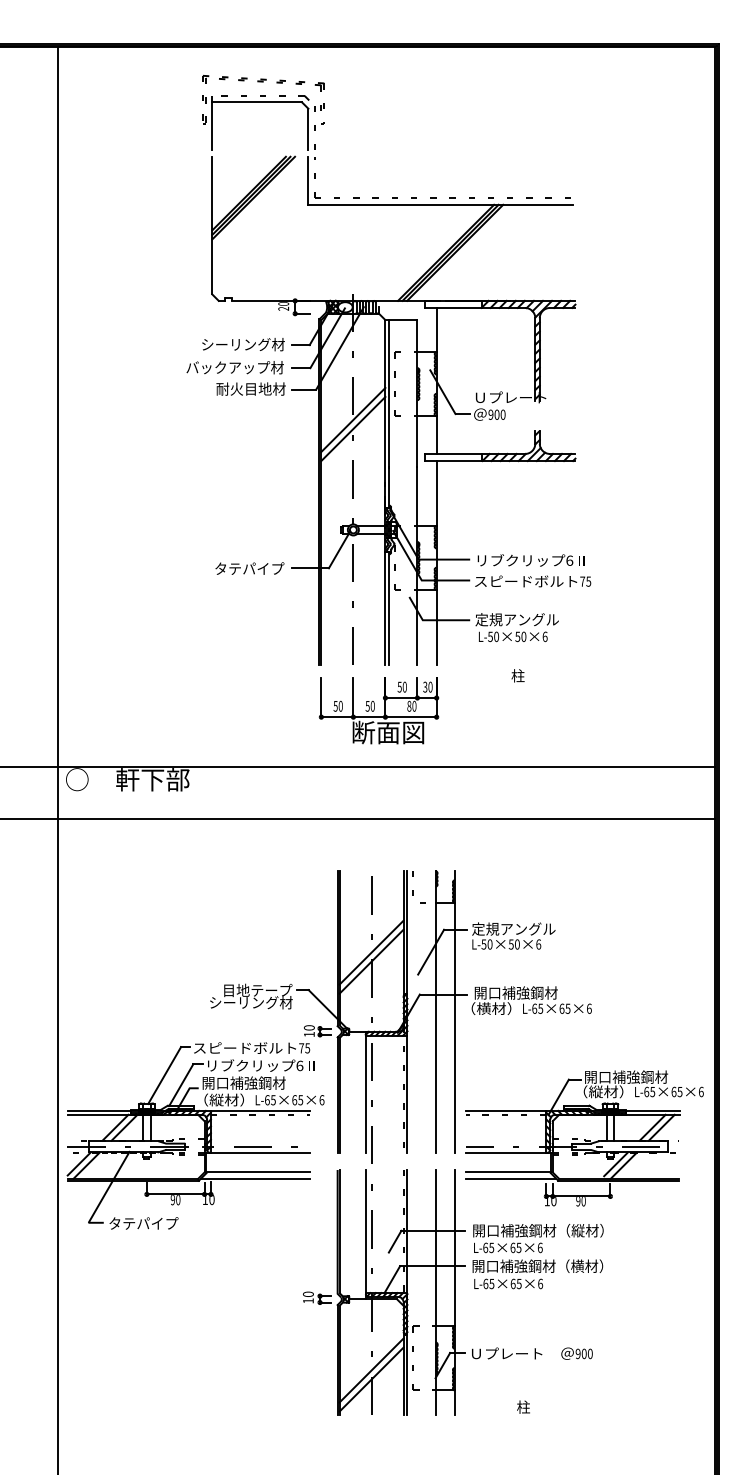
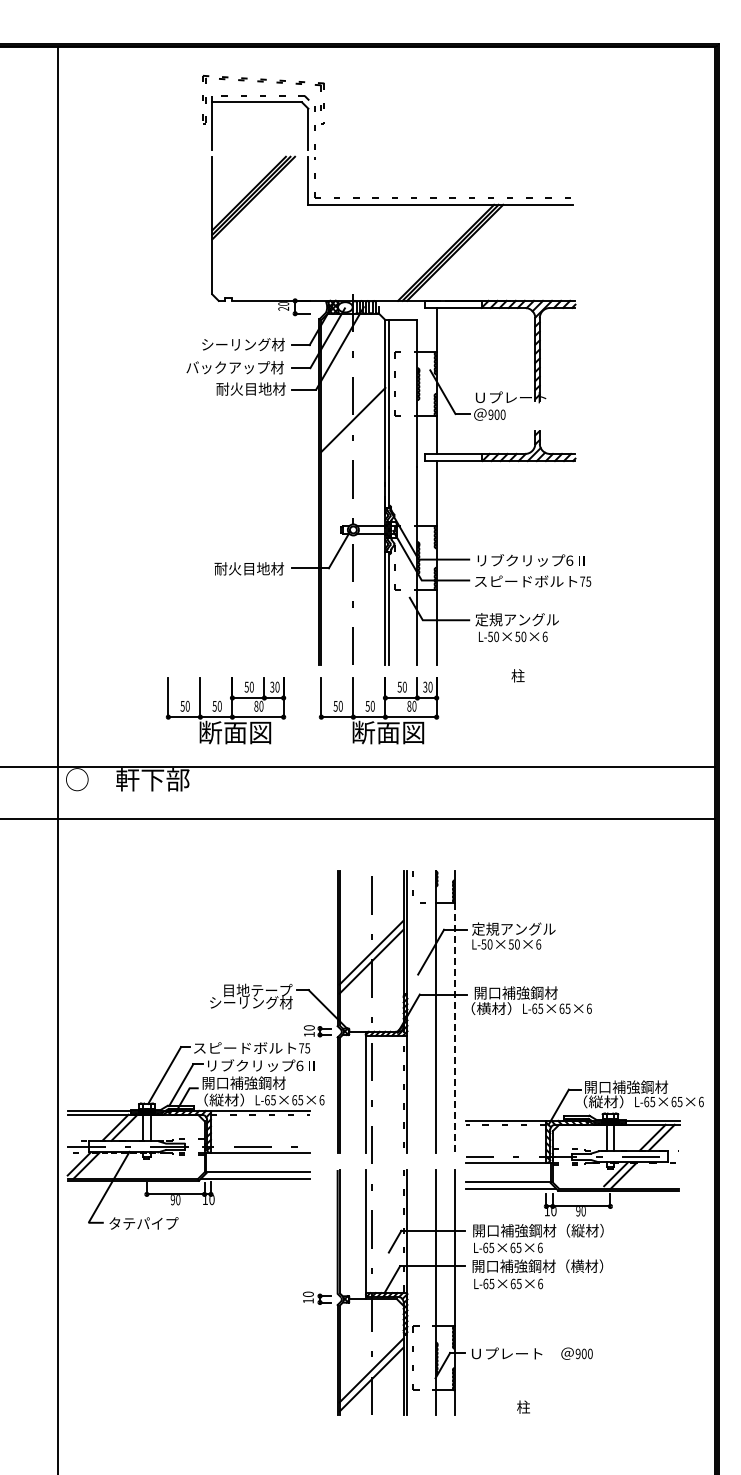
line: present -> none (353, 428)
text: タテパイプ -> 耐火目地材 (249, 568)
part: none -> present (225, 710)
line: solid -> dashed (454, 1028)
part position: (584, 1138) -> (584, 1148) (584, 1148)
